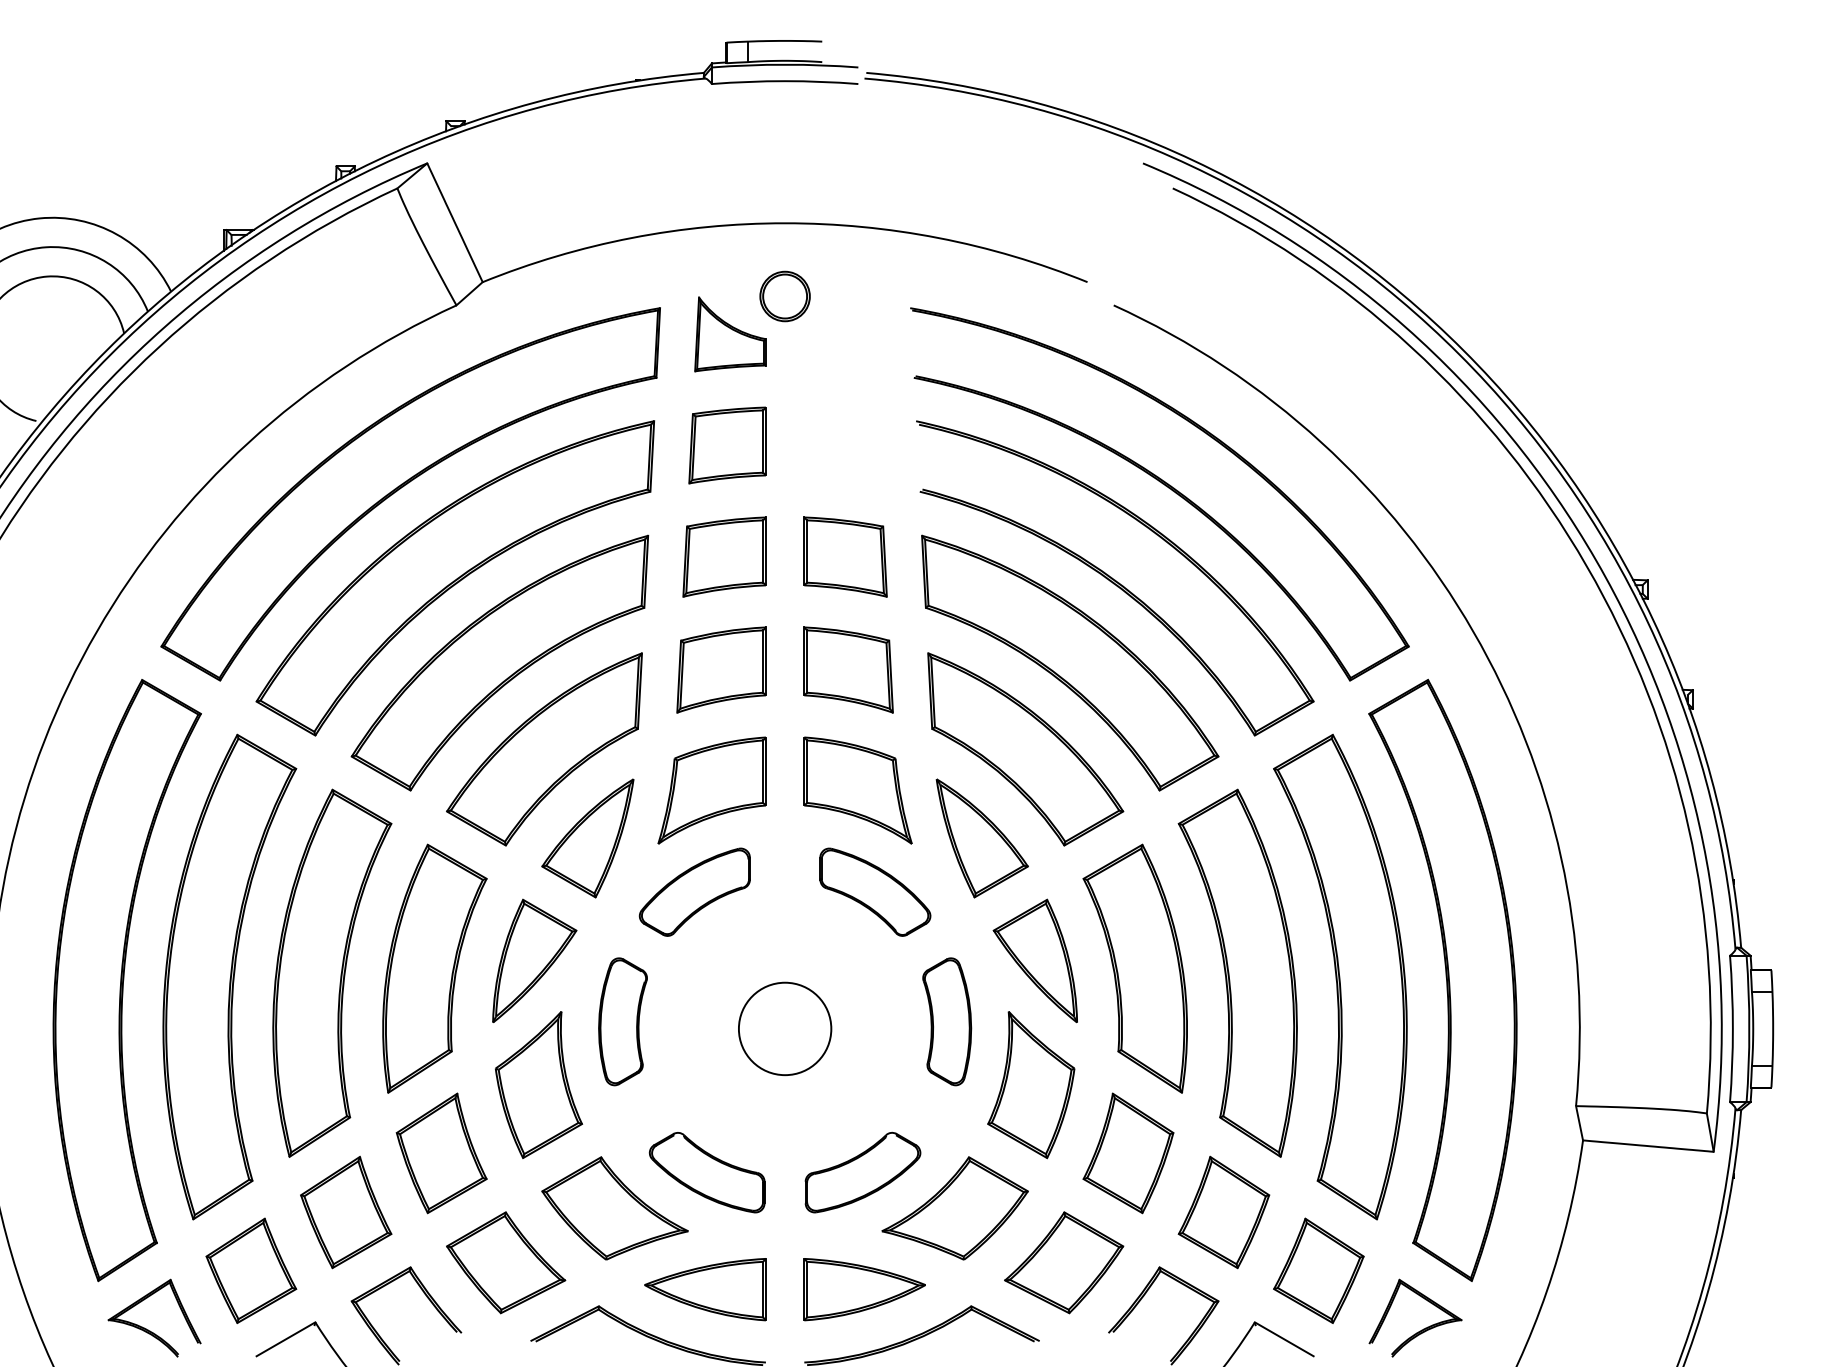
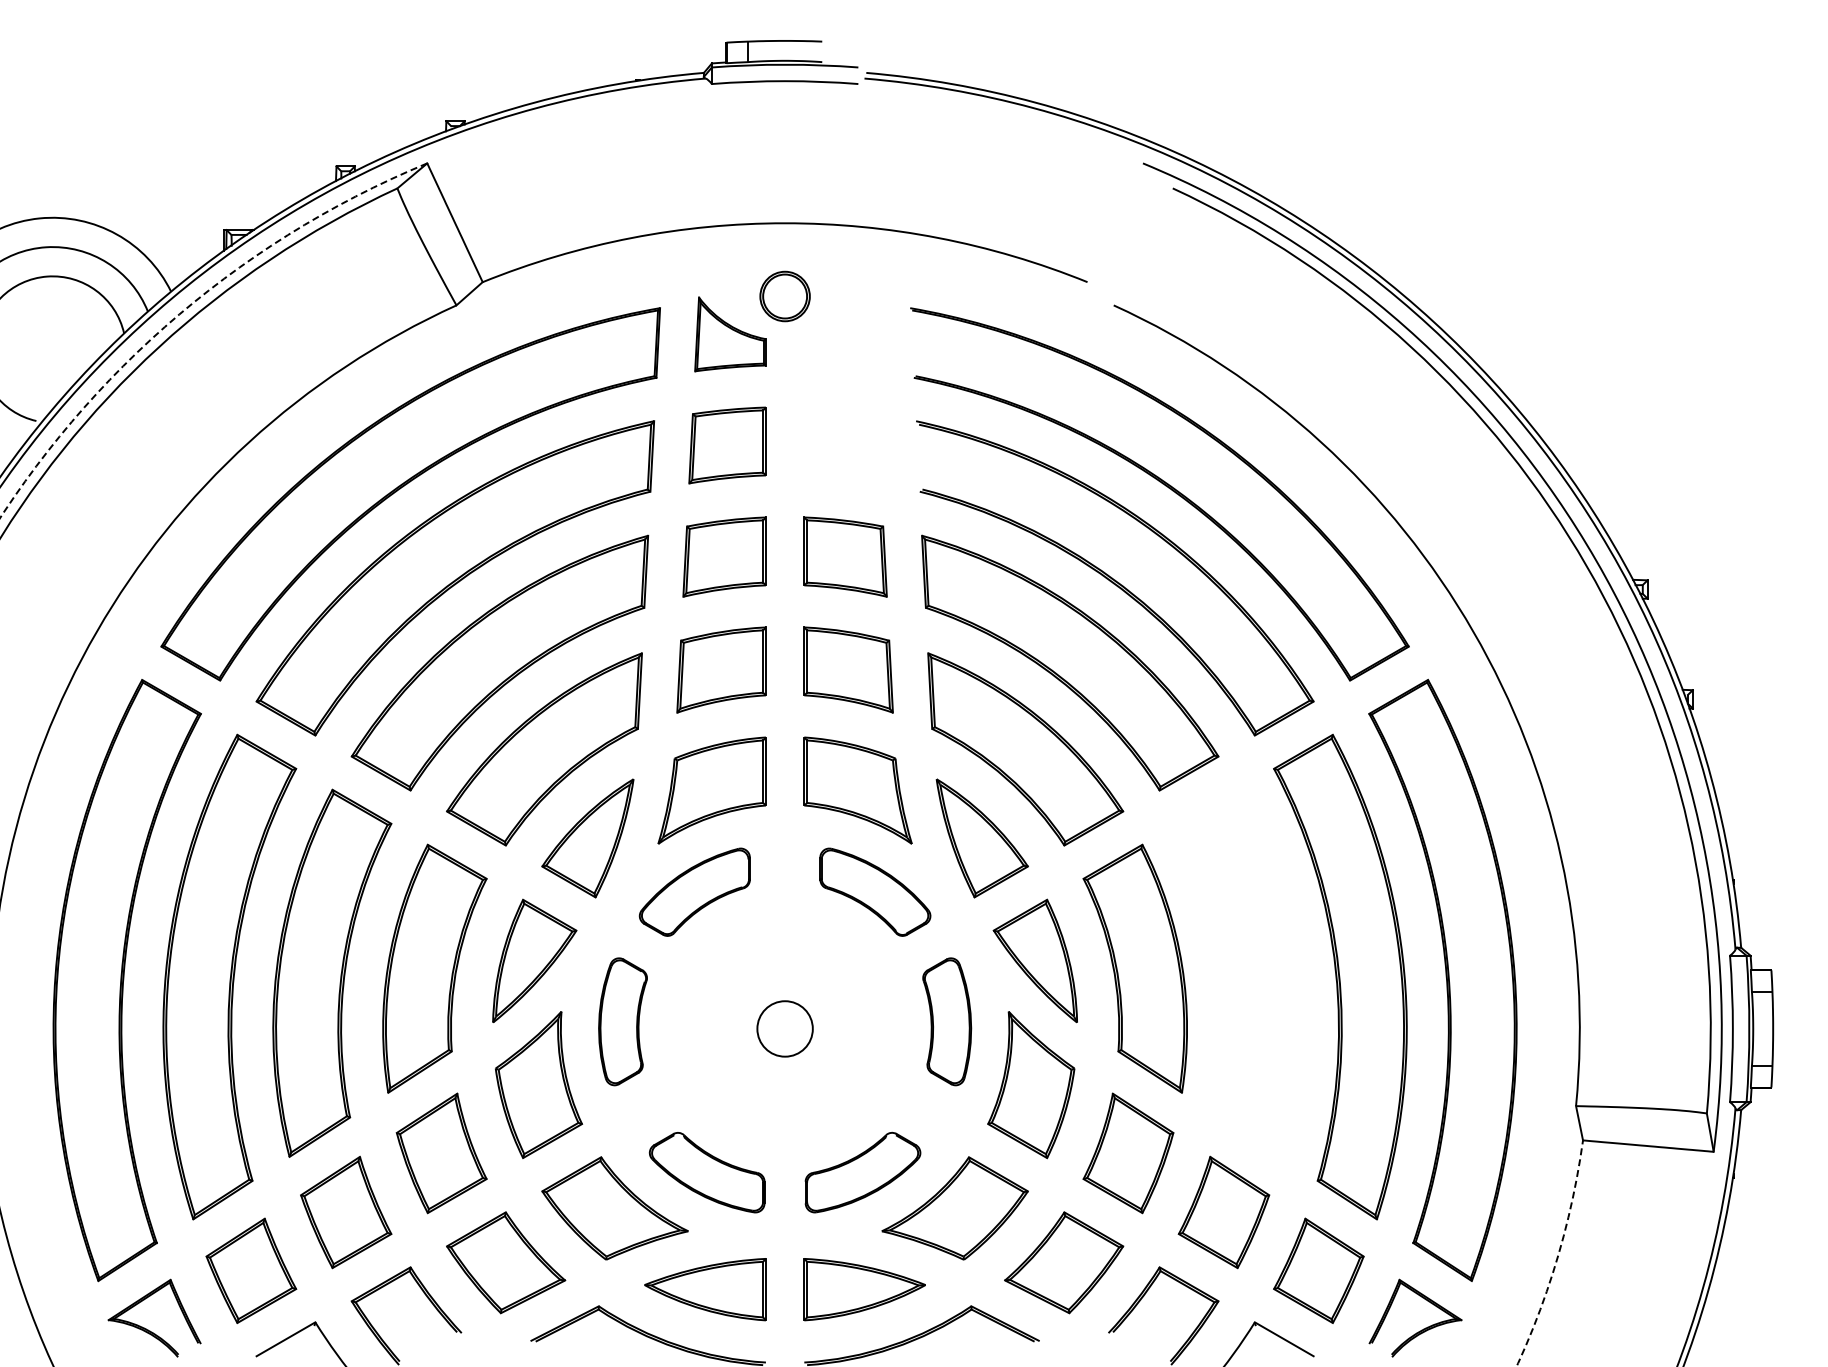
arc: solid -> dashed (187, 307)
part: present -> none (1237, 972)
circle diameter: 92 px -> 55 px (784, 1028)
arc: solid -> dashed (1557, 1256)
